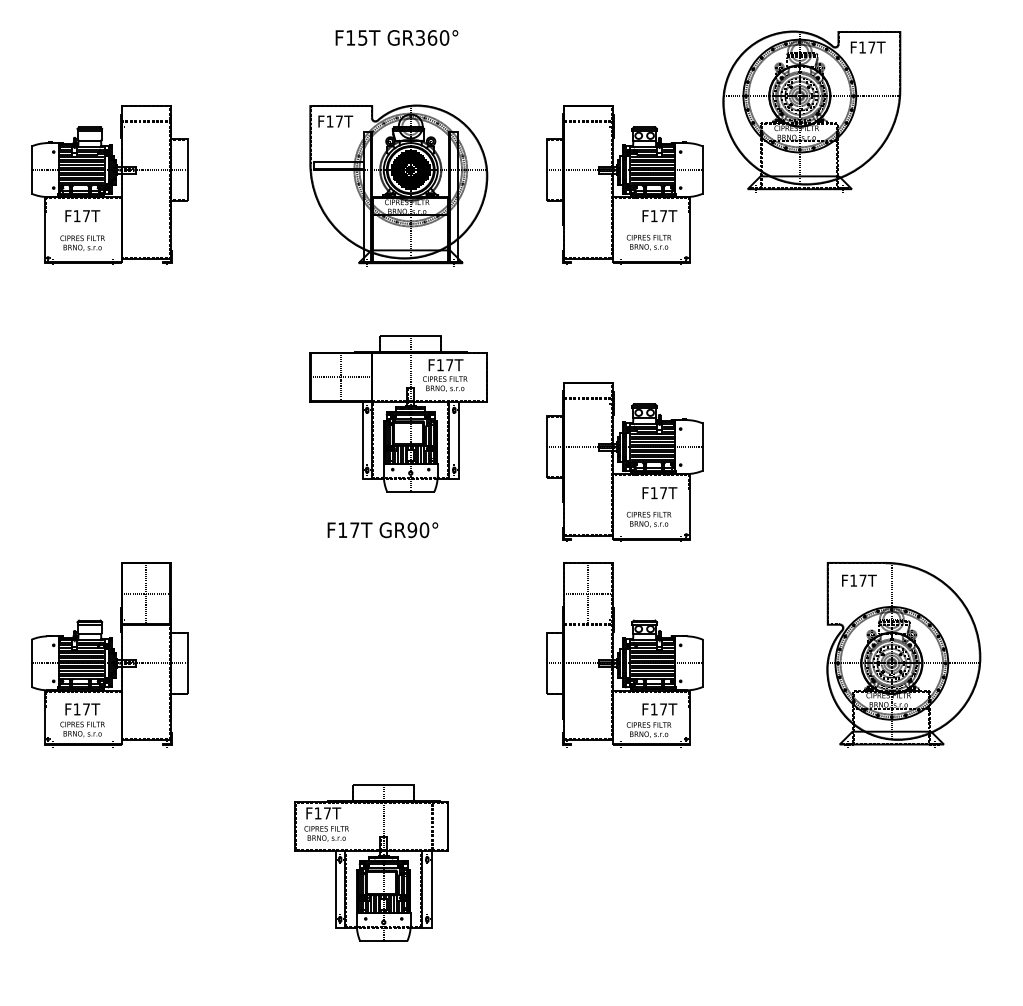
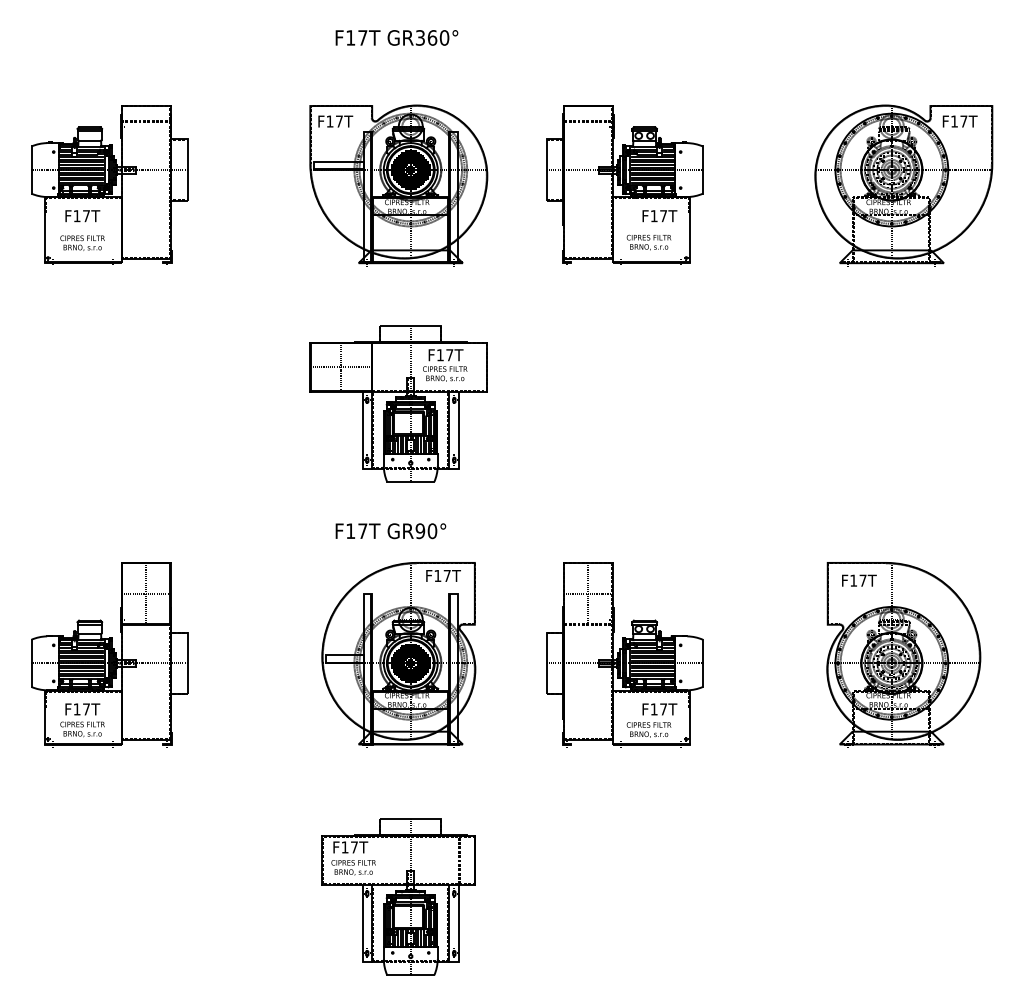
text: F15T -> F17T (362, 37)
part position: (811, 111) -> (903, 185) (903, 185)
part position: (398, 413) -> (398, 403) (398, 403)
part: present -> none (624, 461)
text position: (382, 530) -> (390, 531) (390, 531)
part: none -> present (398, 654)
part position: (371, 862) -> (398, 896) (398, 896)
